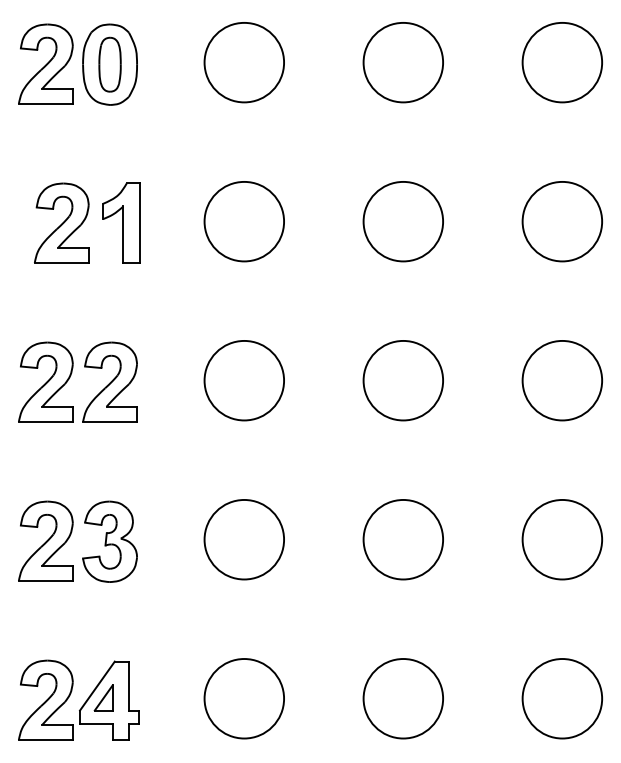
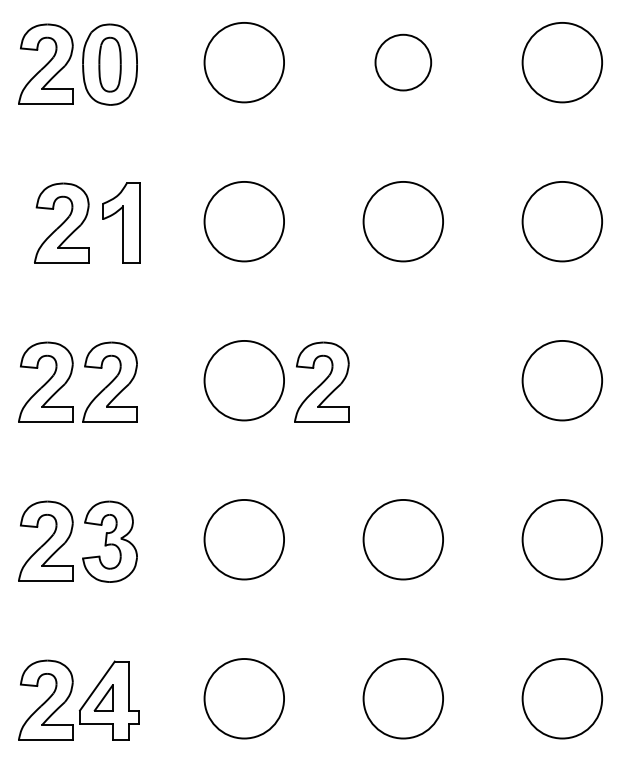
circle diameter: 80 px -> 56 px (403, 62)
circle: present -> none (402, 380)
part: none -> present (321, 381)
